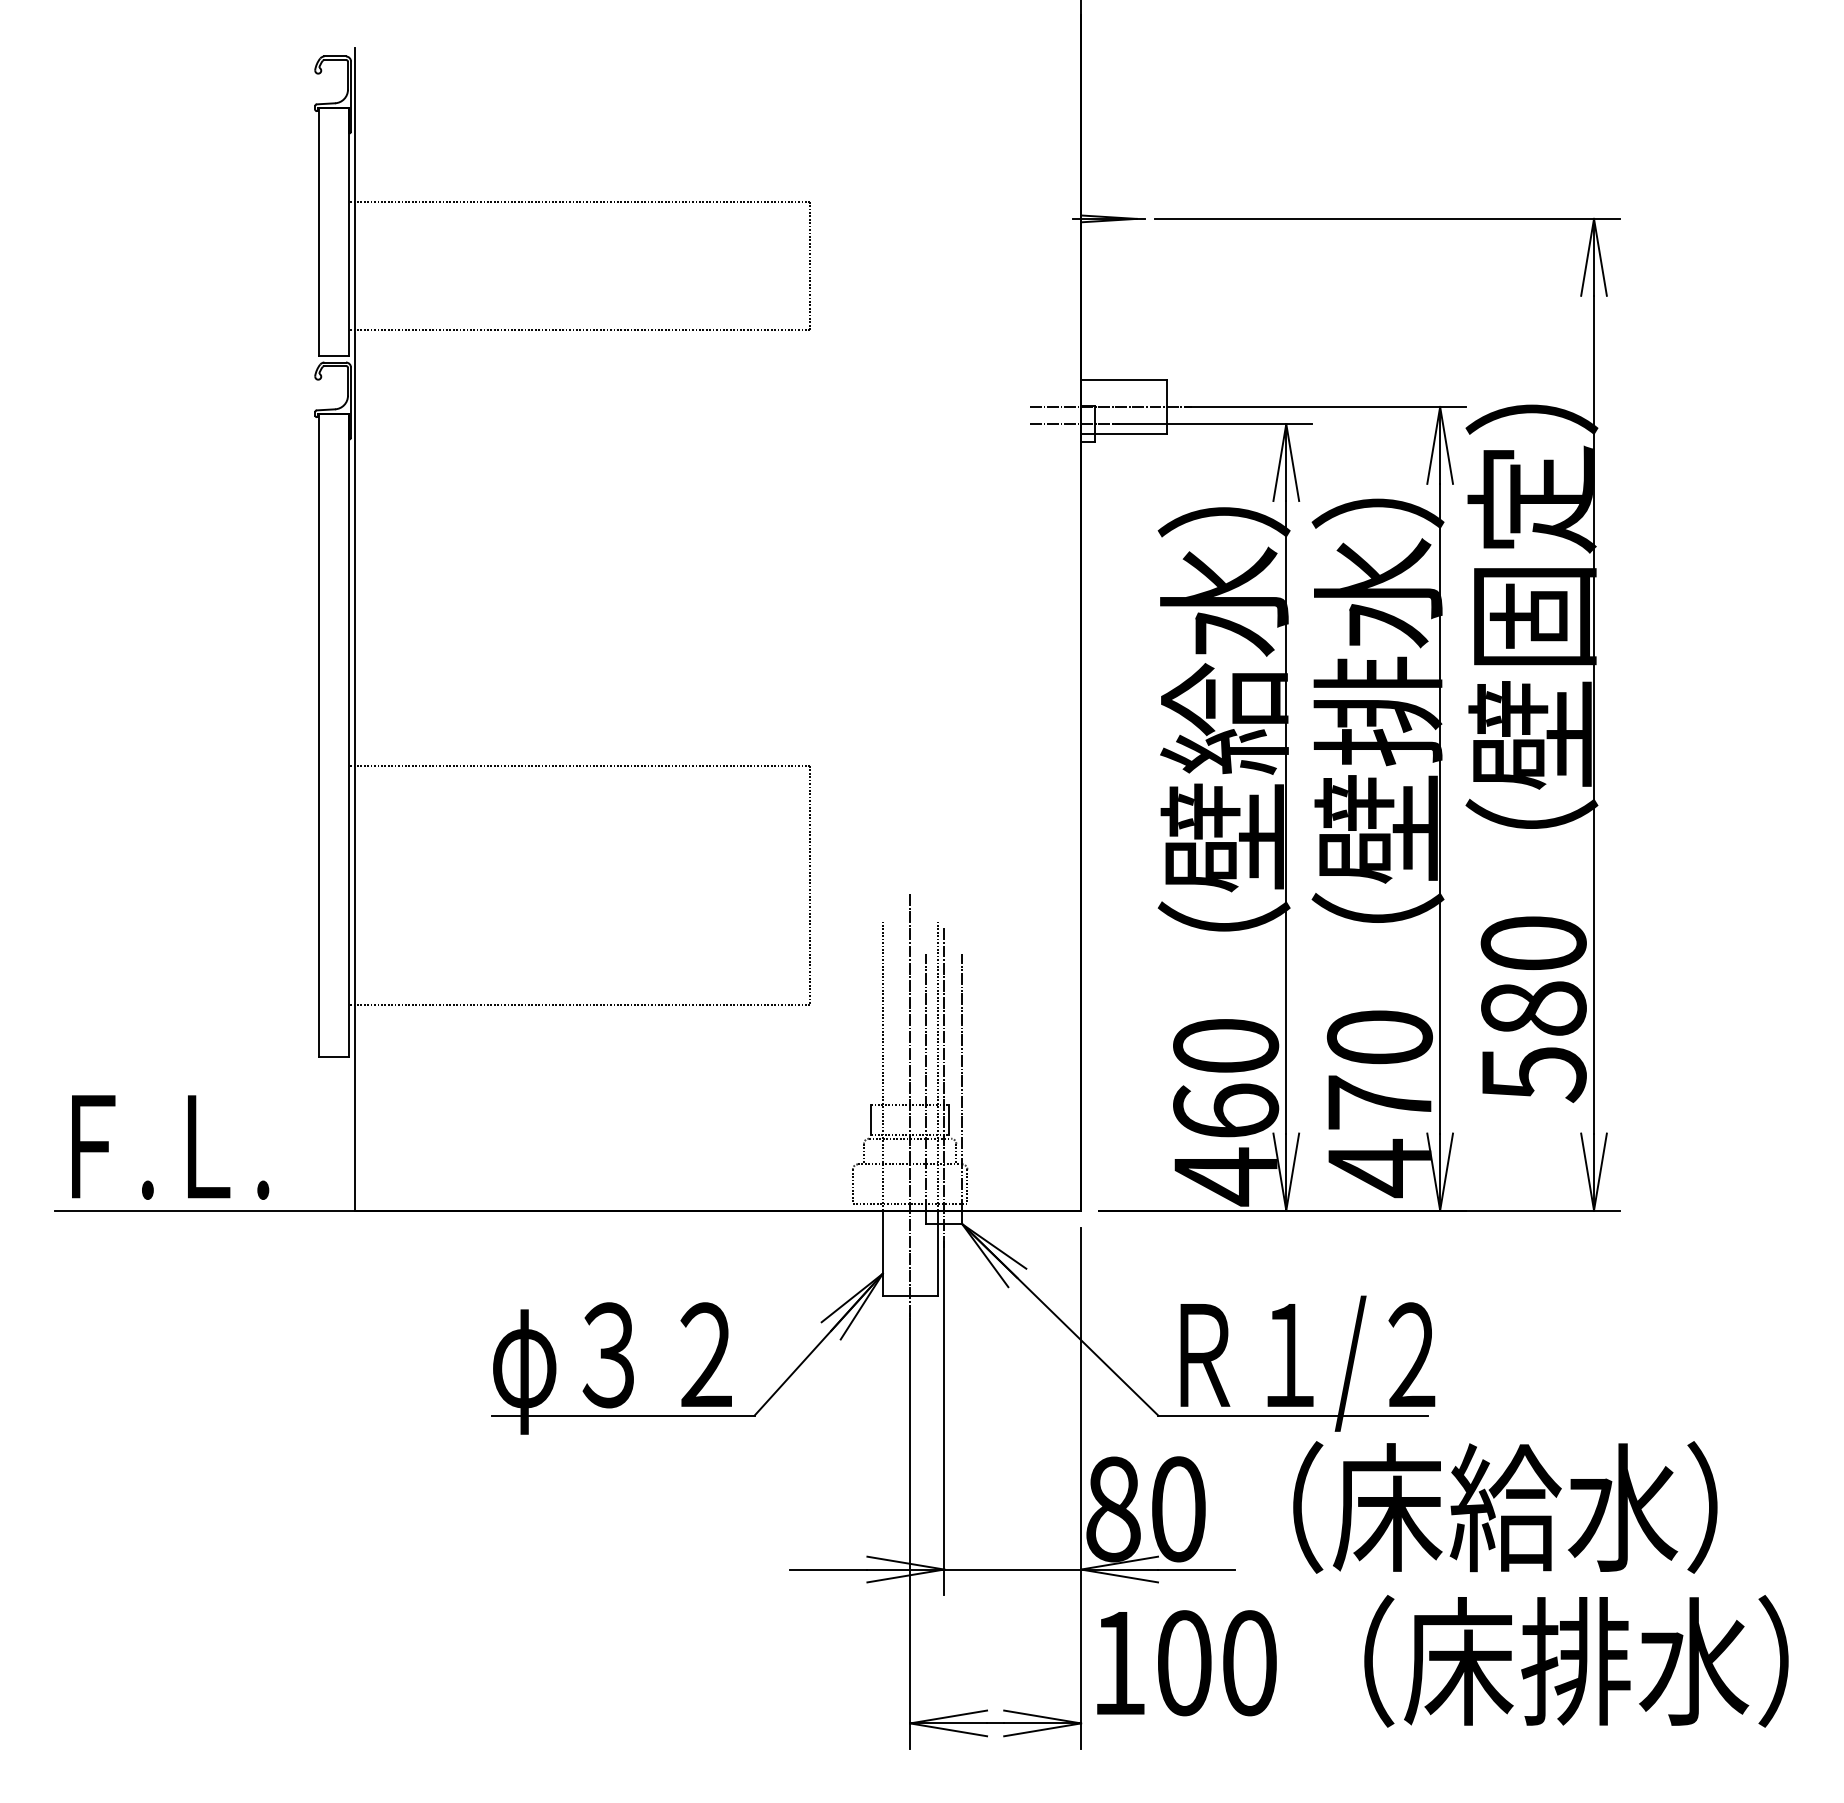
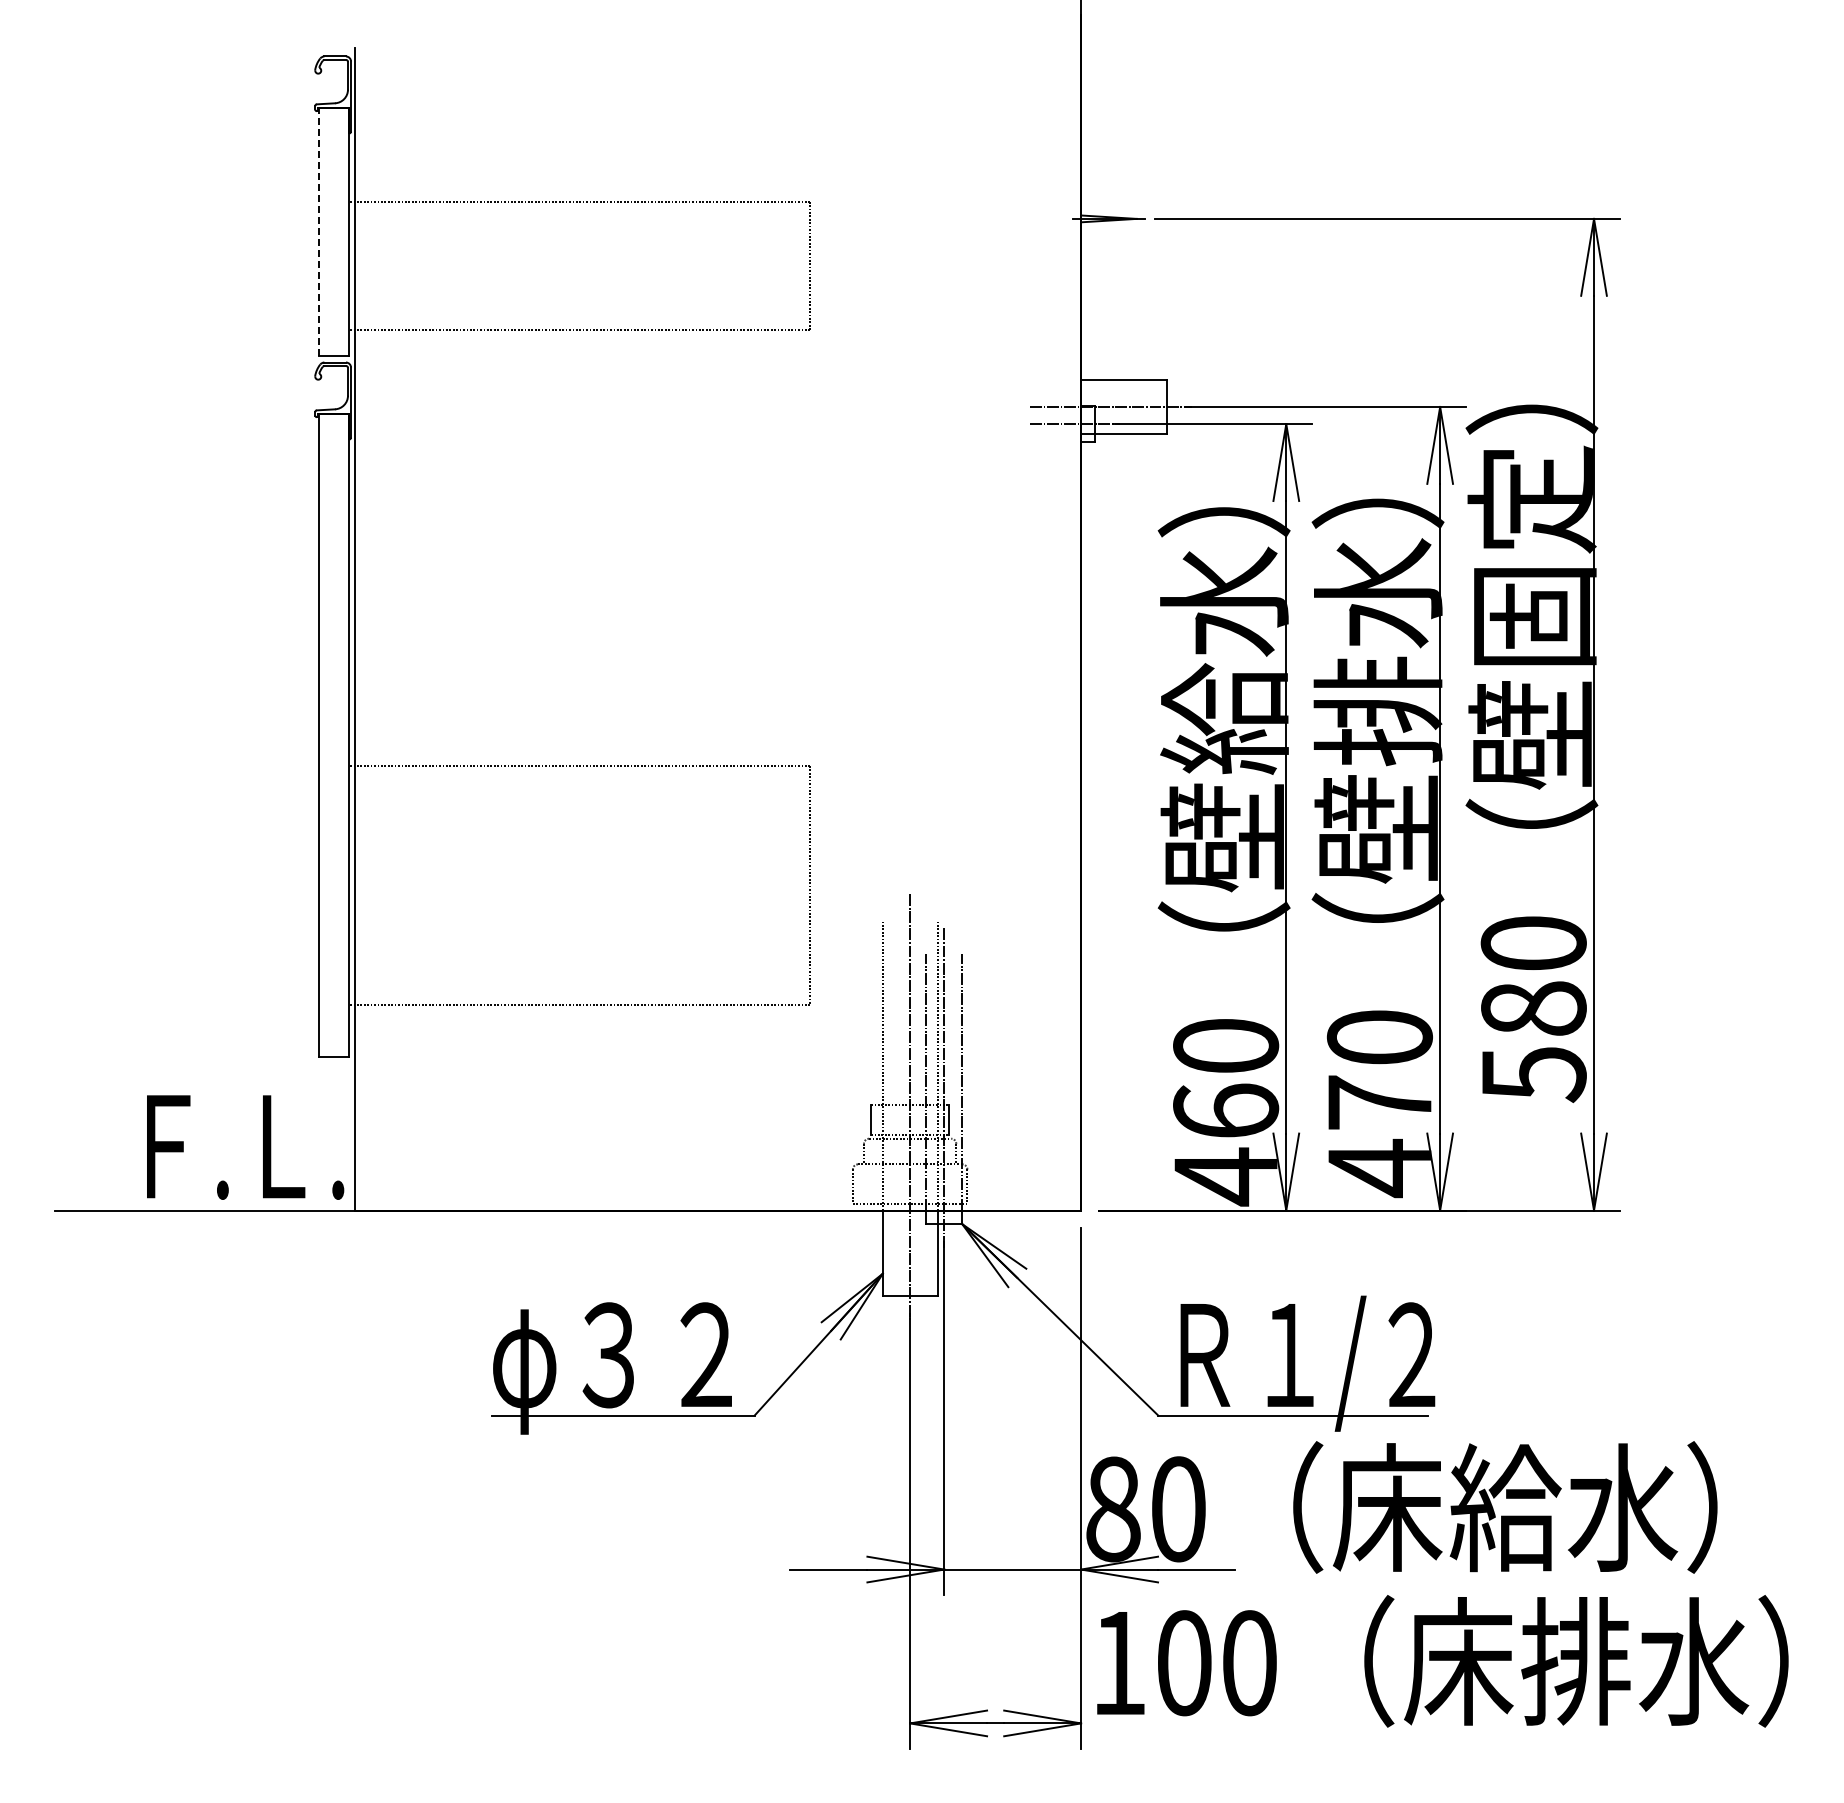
line: solid -> dashed (319, 231)
text position: (170, 1147) -> (245, 1147) (245, 1147)
